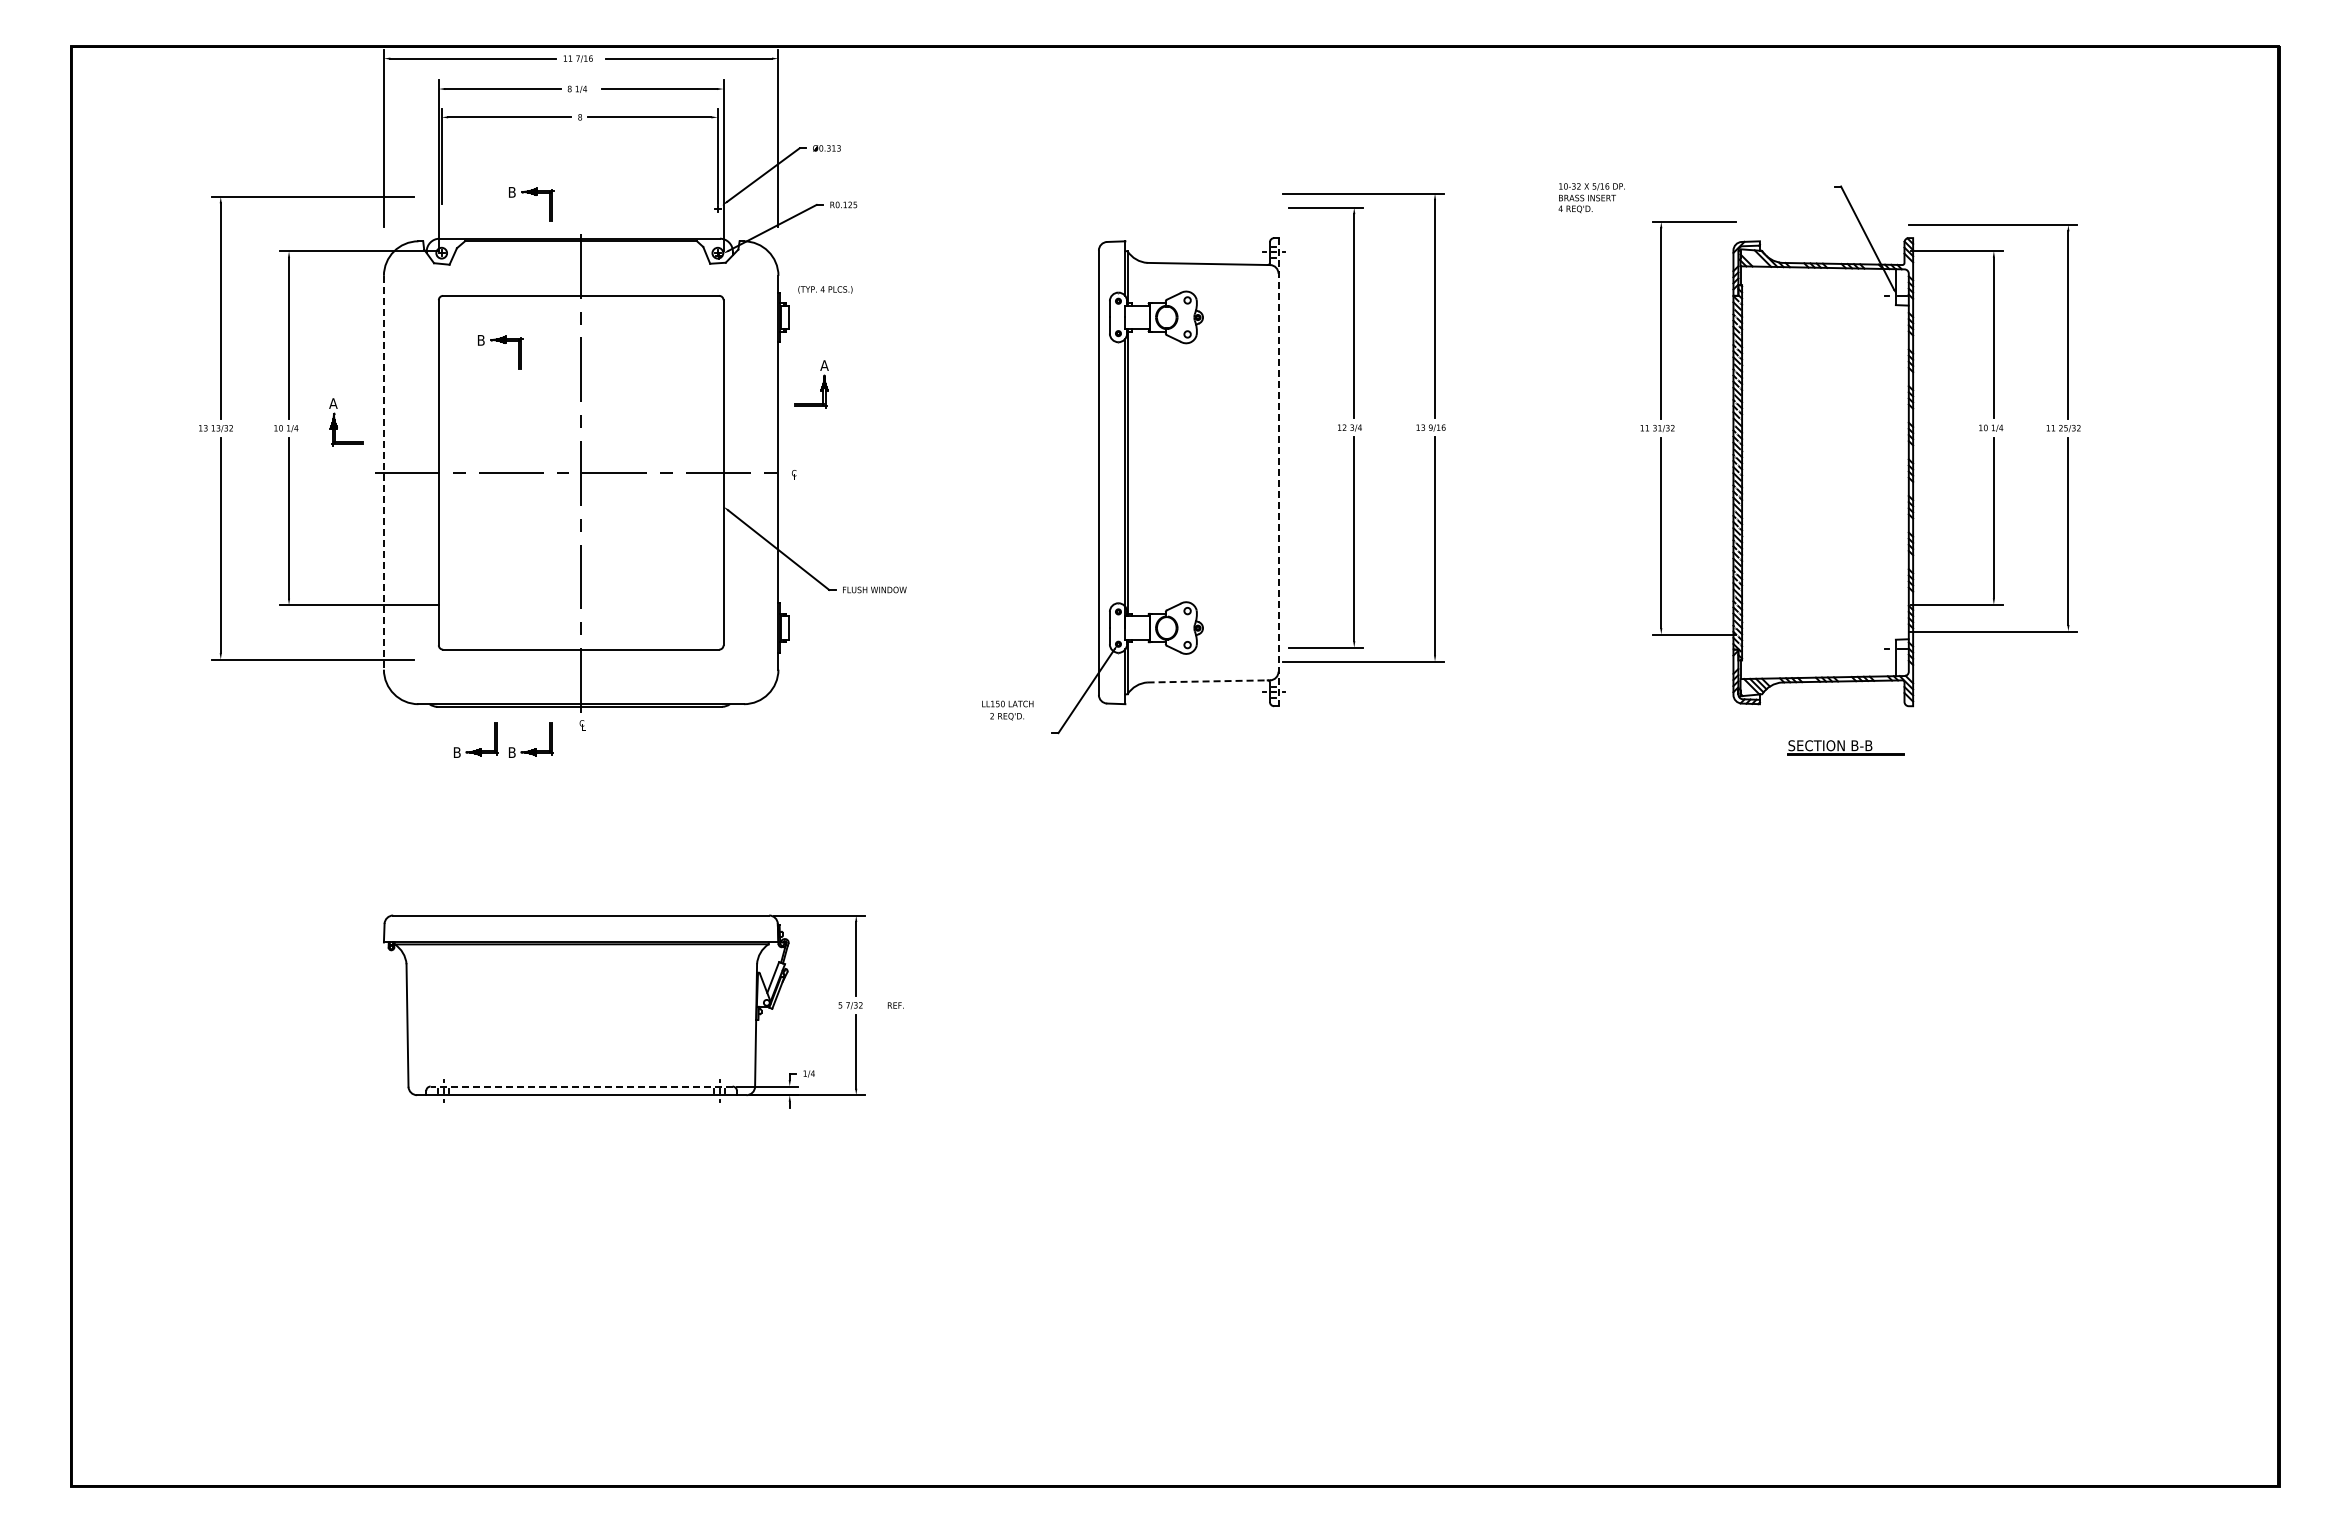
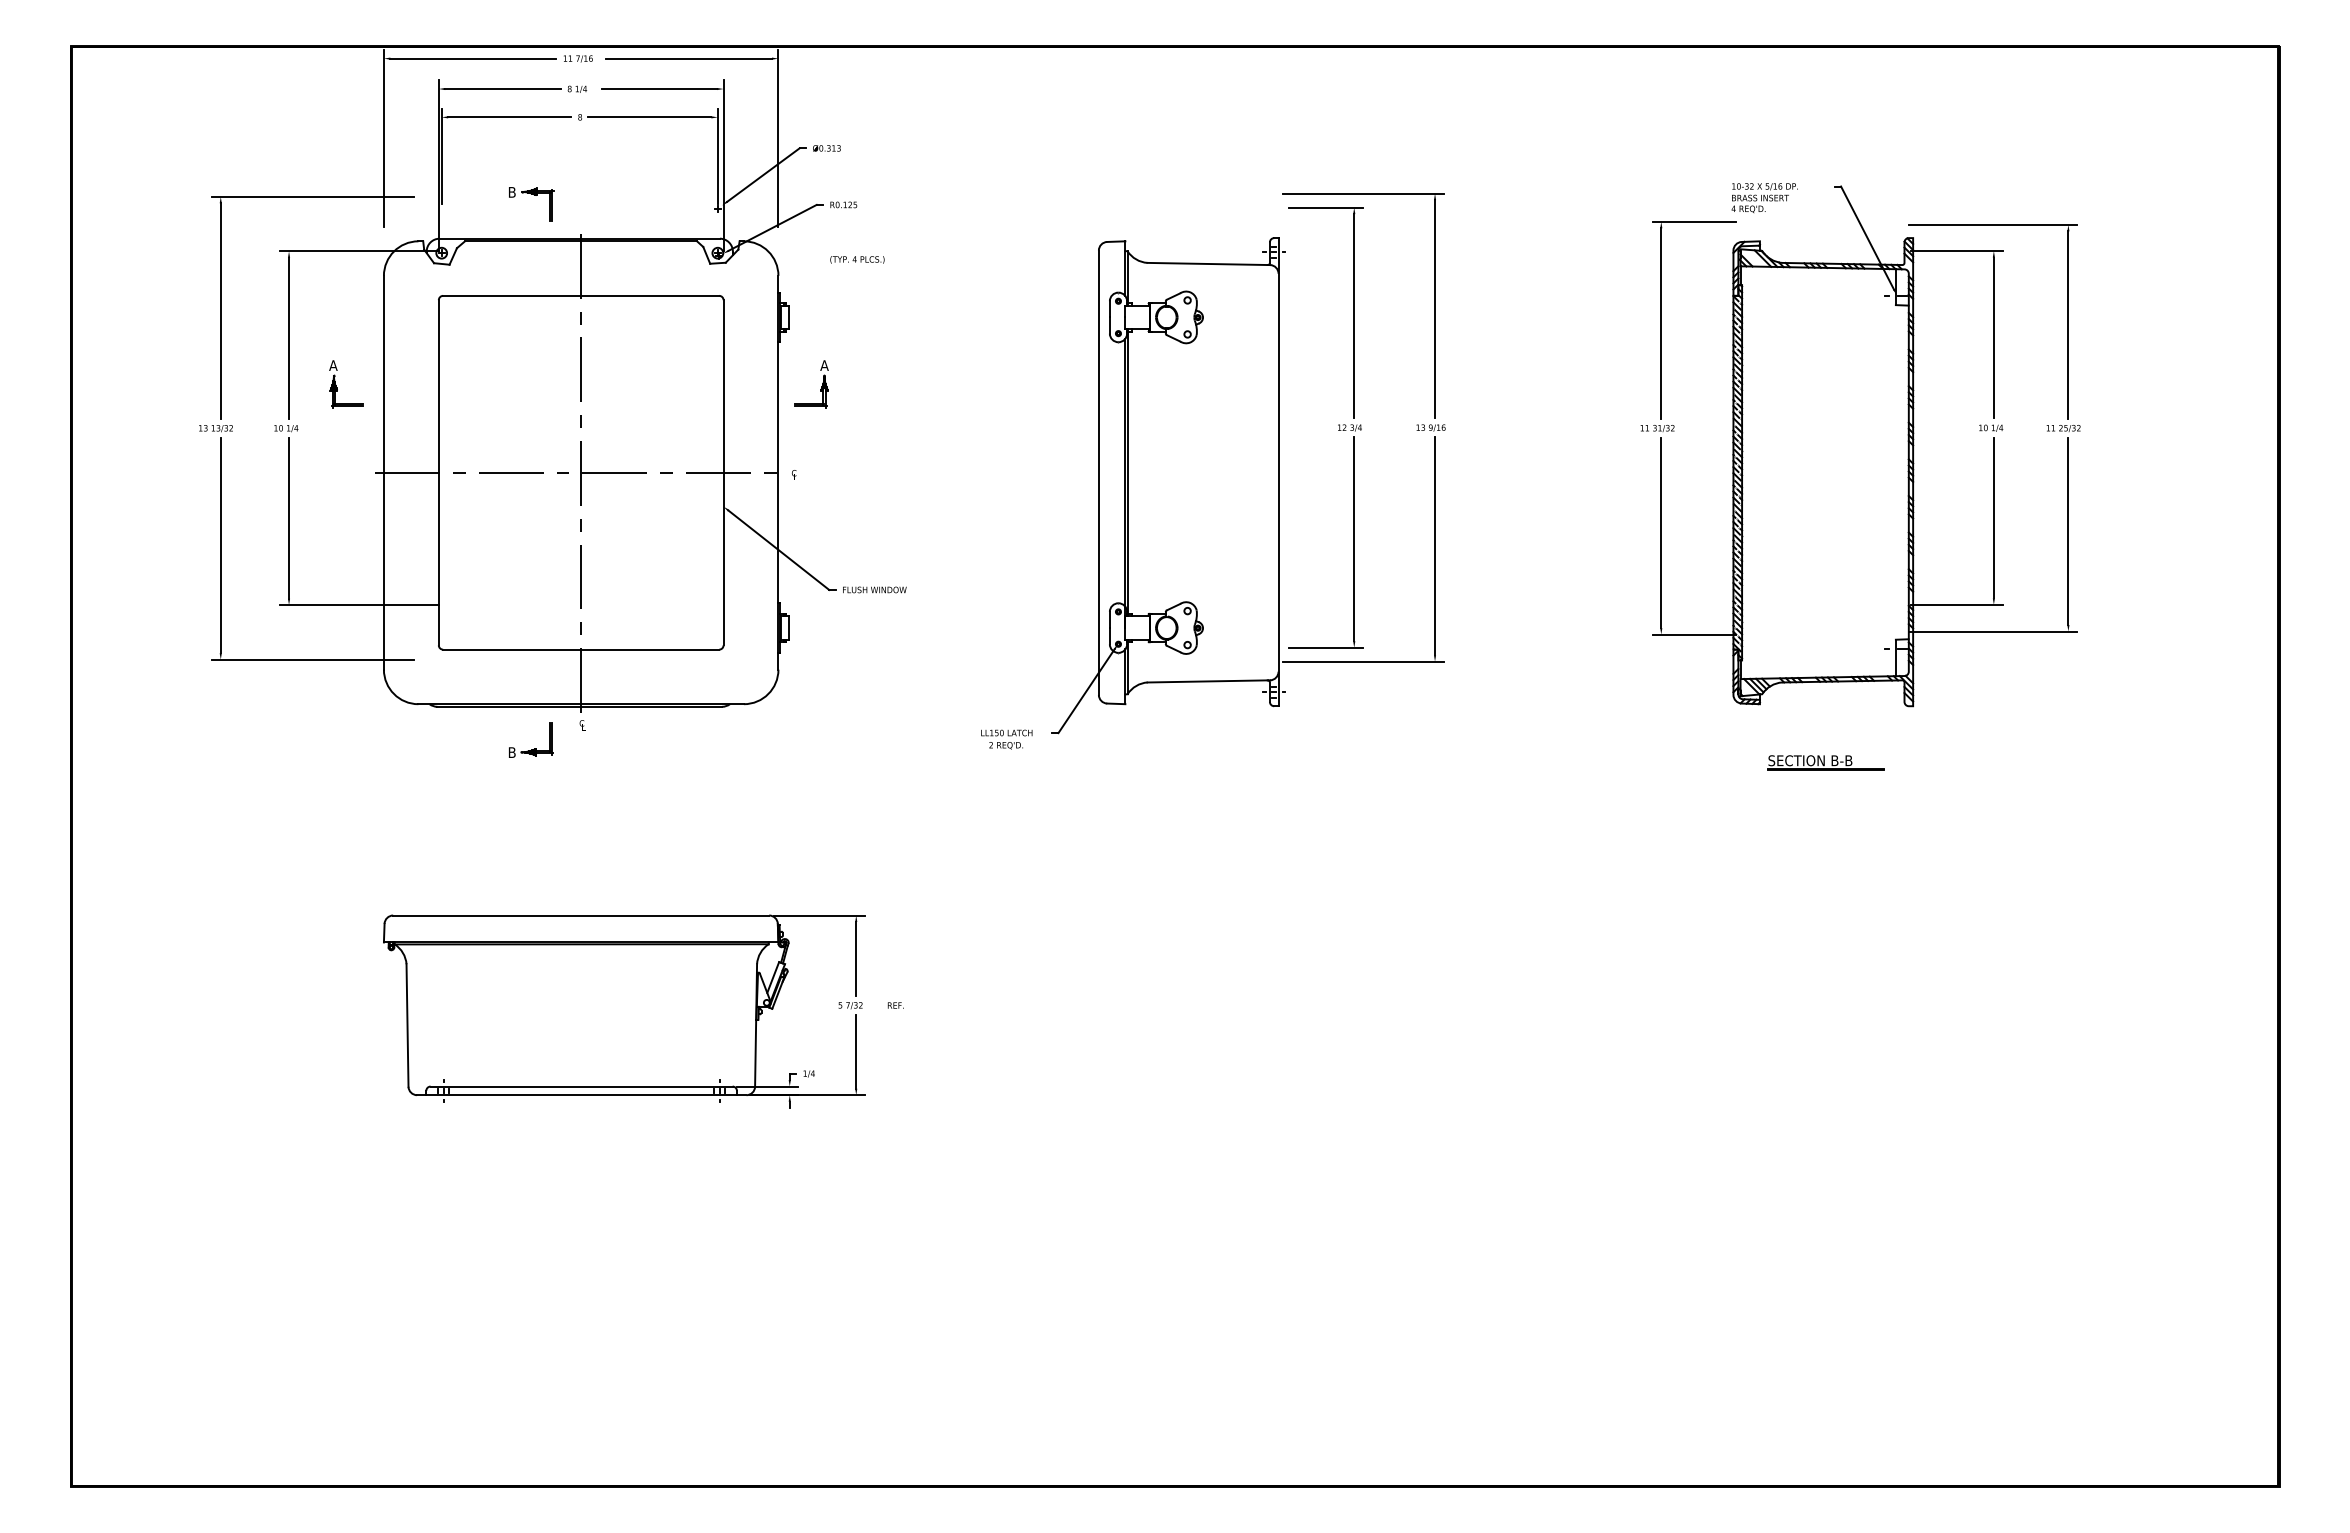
text position: (1591, 198) -> (1764, 198) (1764, 198)
text position: (825, 289) -> (857, 259) (857, 259)
part: present -> none (502, 343)
part position: (337, 425) -> (337, 387) (337, 387)
line: dashed -> solid (383, 472)
line: dashed -> solid (1278, 472)
line: dashed -> solid (1208, 681)
text position: (1007, 710) -> (1006, 739) (1006, 739)
part position: (1845, 747) -> (1825, 762) (1825, 762)
part: present -> none (479, 748)
line: dashed -> solid (581, 1086)
